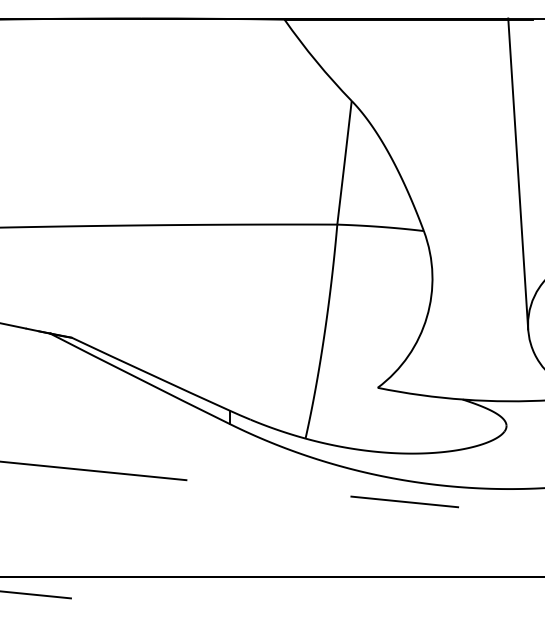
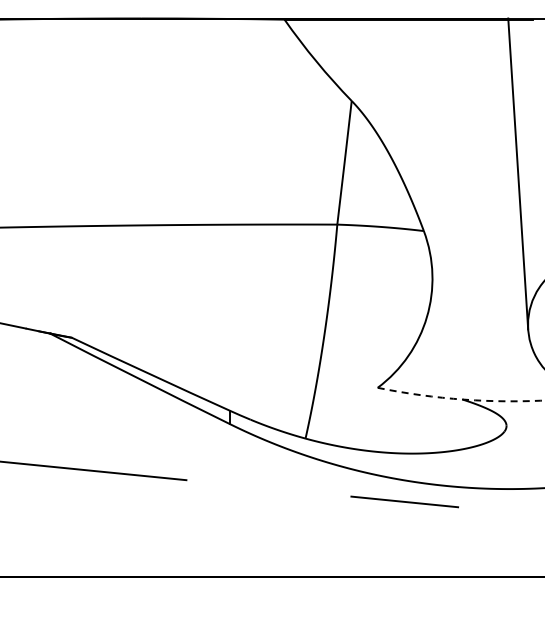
arc: solid -> dashed (461, 399)
line: present -> none (36, 594)
